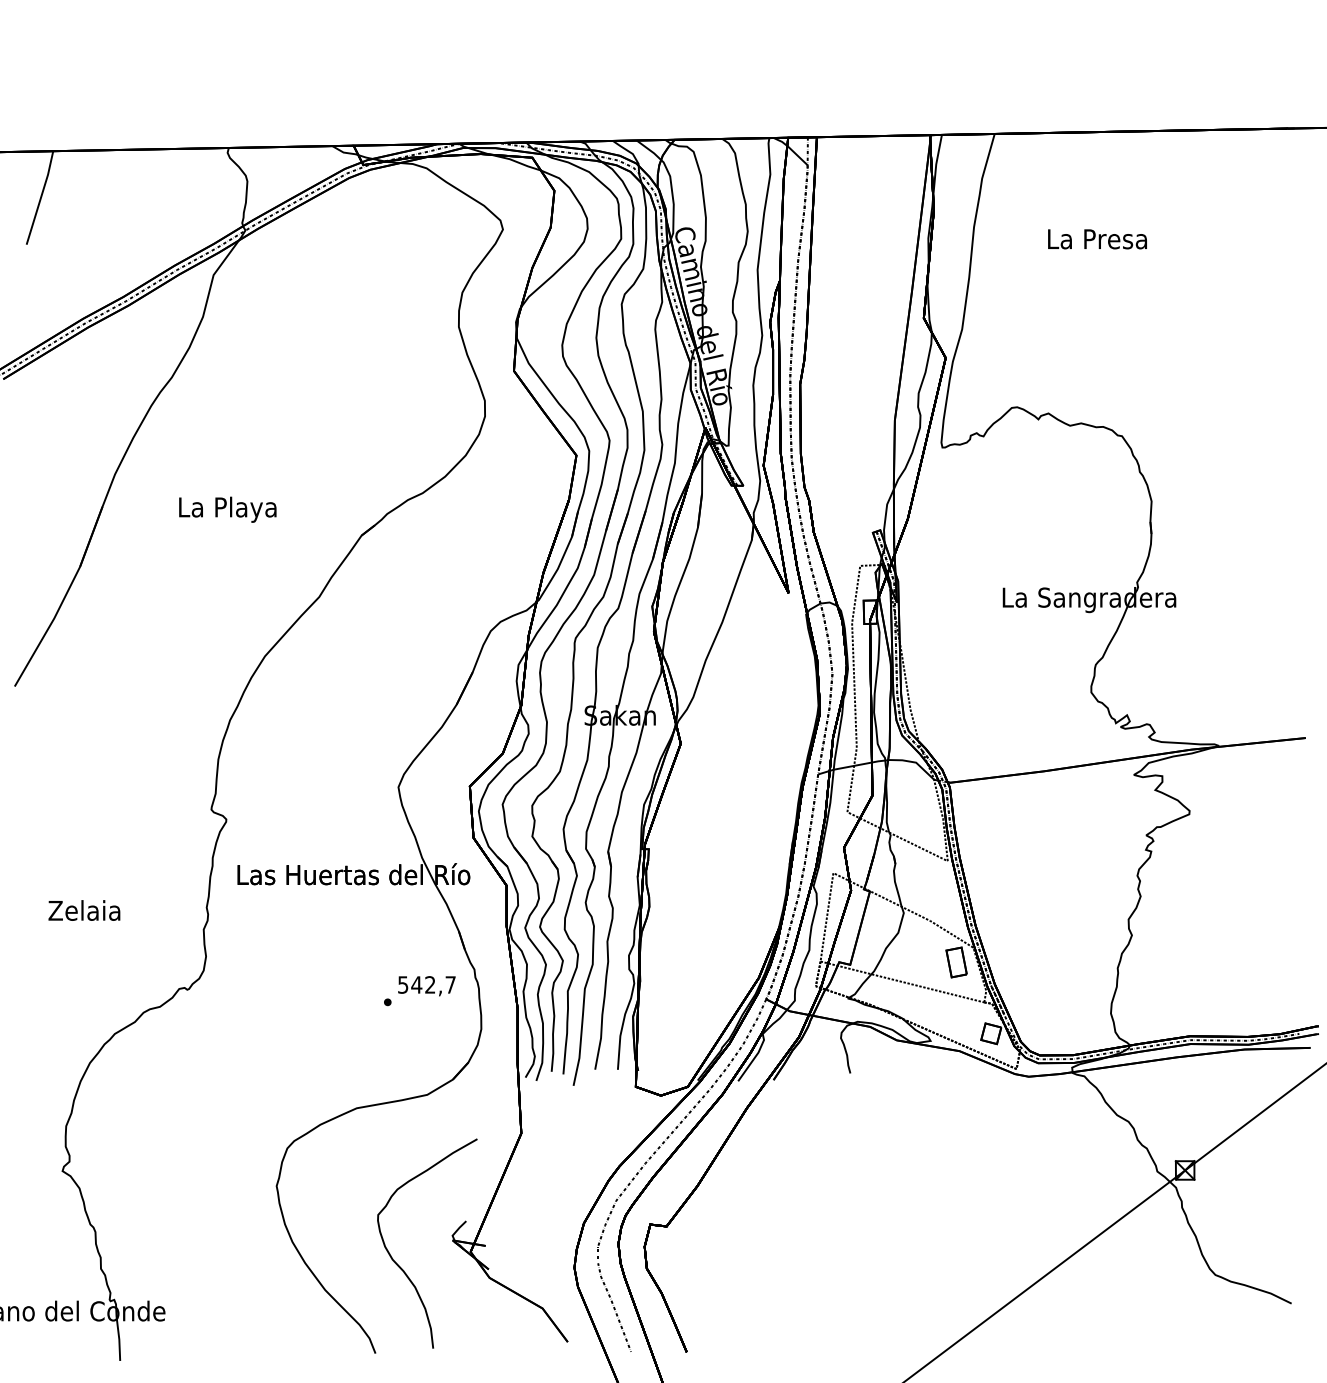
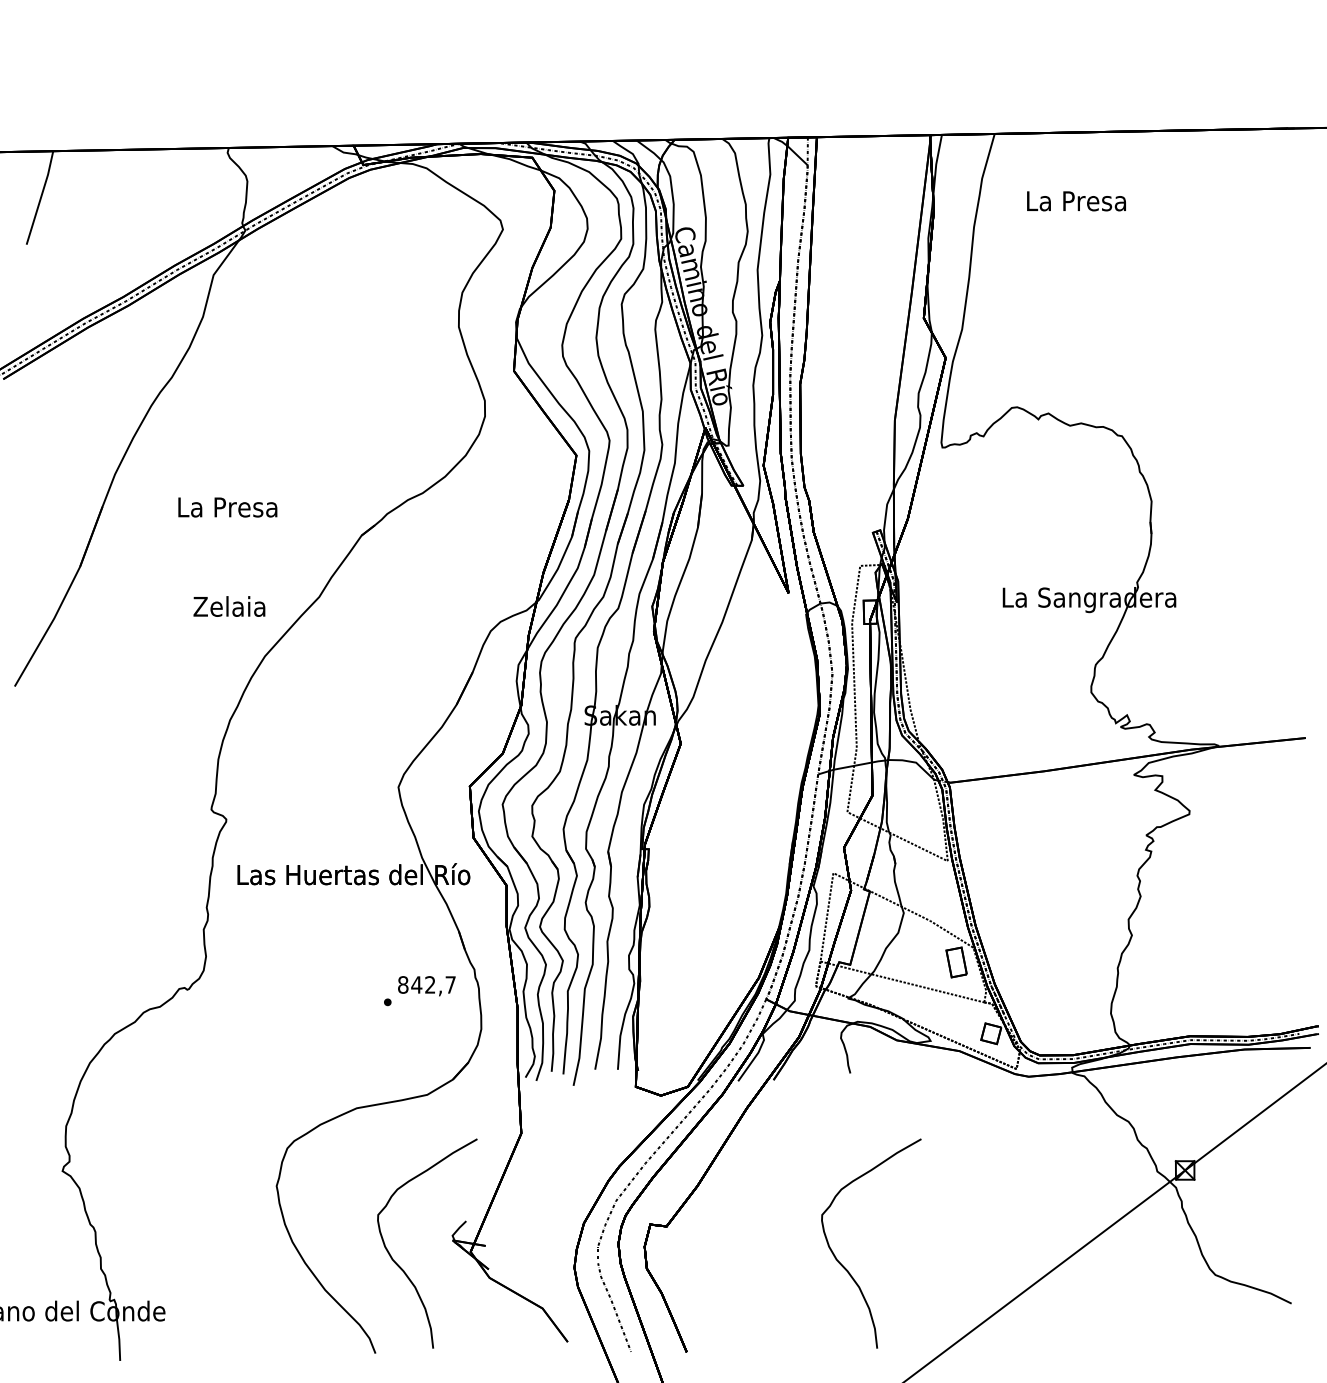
text position: (1097, 239) -> (1076, 201) (1076, 201)
text: La Playa -> La Presa (227, 509)
text position: (84, 910) -> (229, 606) (229, 606)
text: 542,7 -> 842,7 (403, 984)
curve: none -> present (846, 1268)
